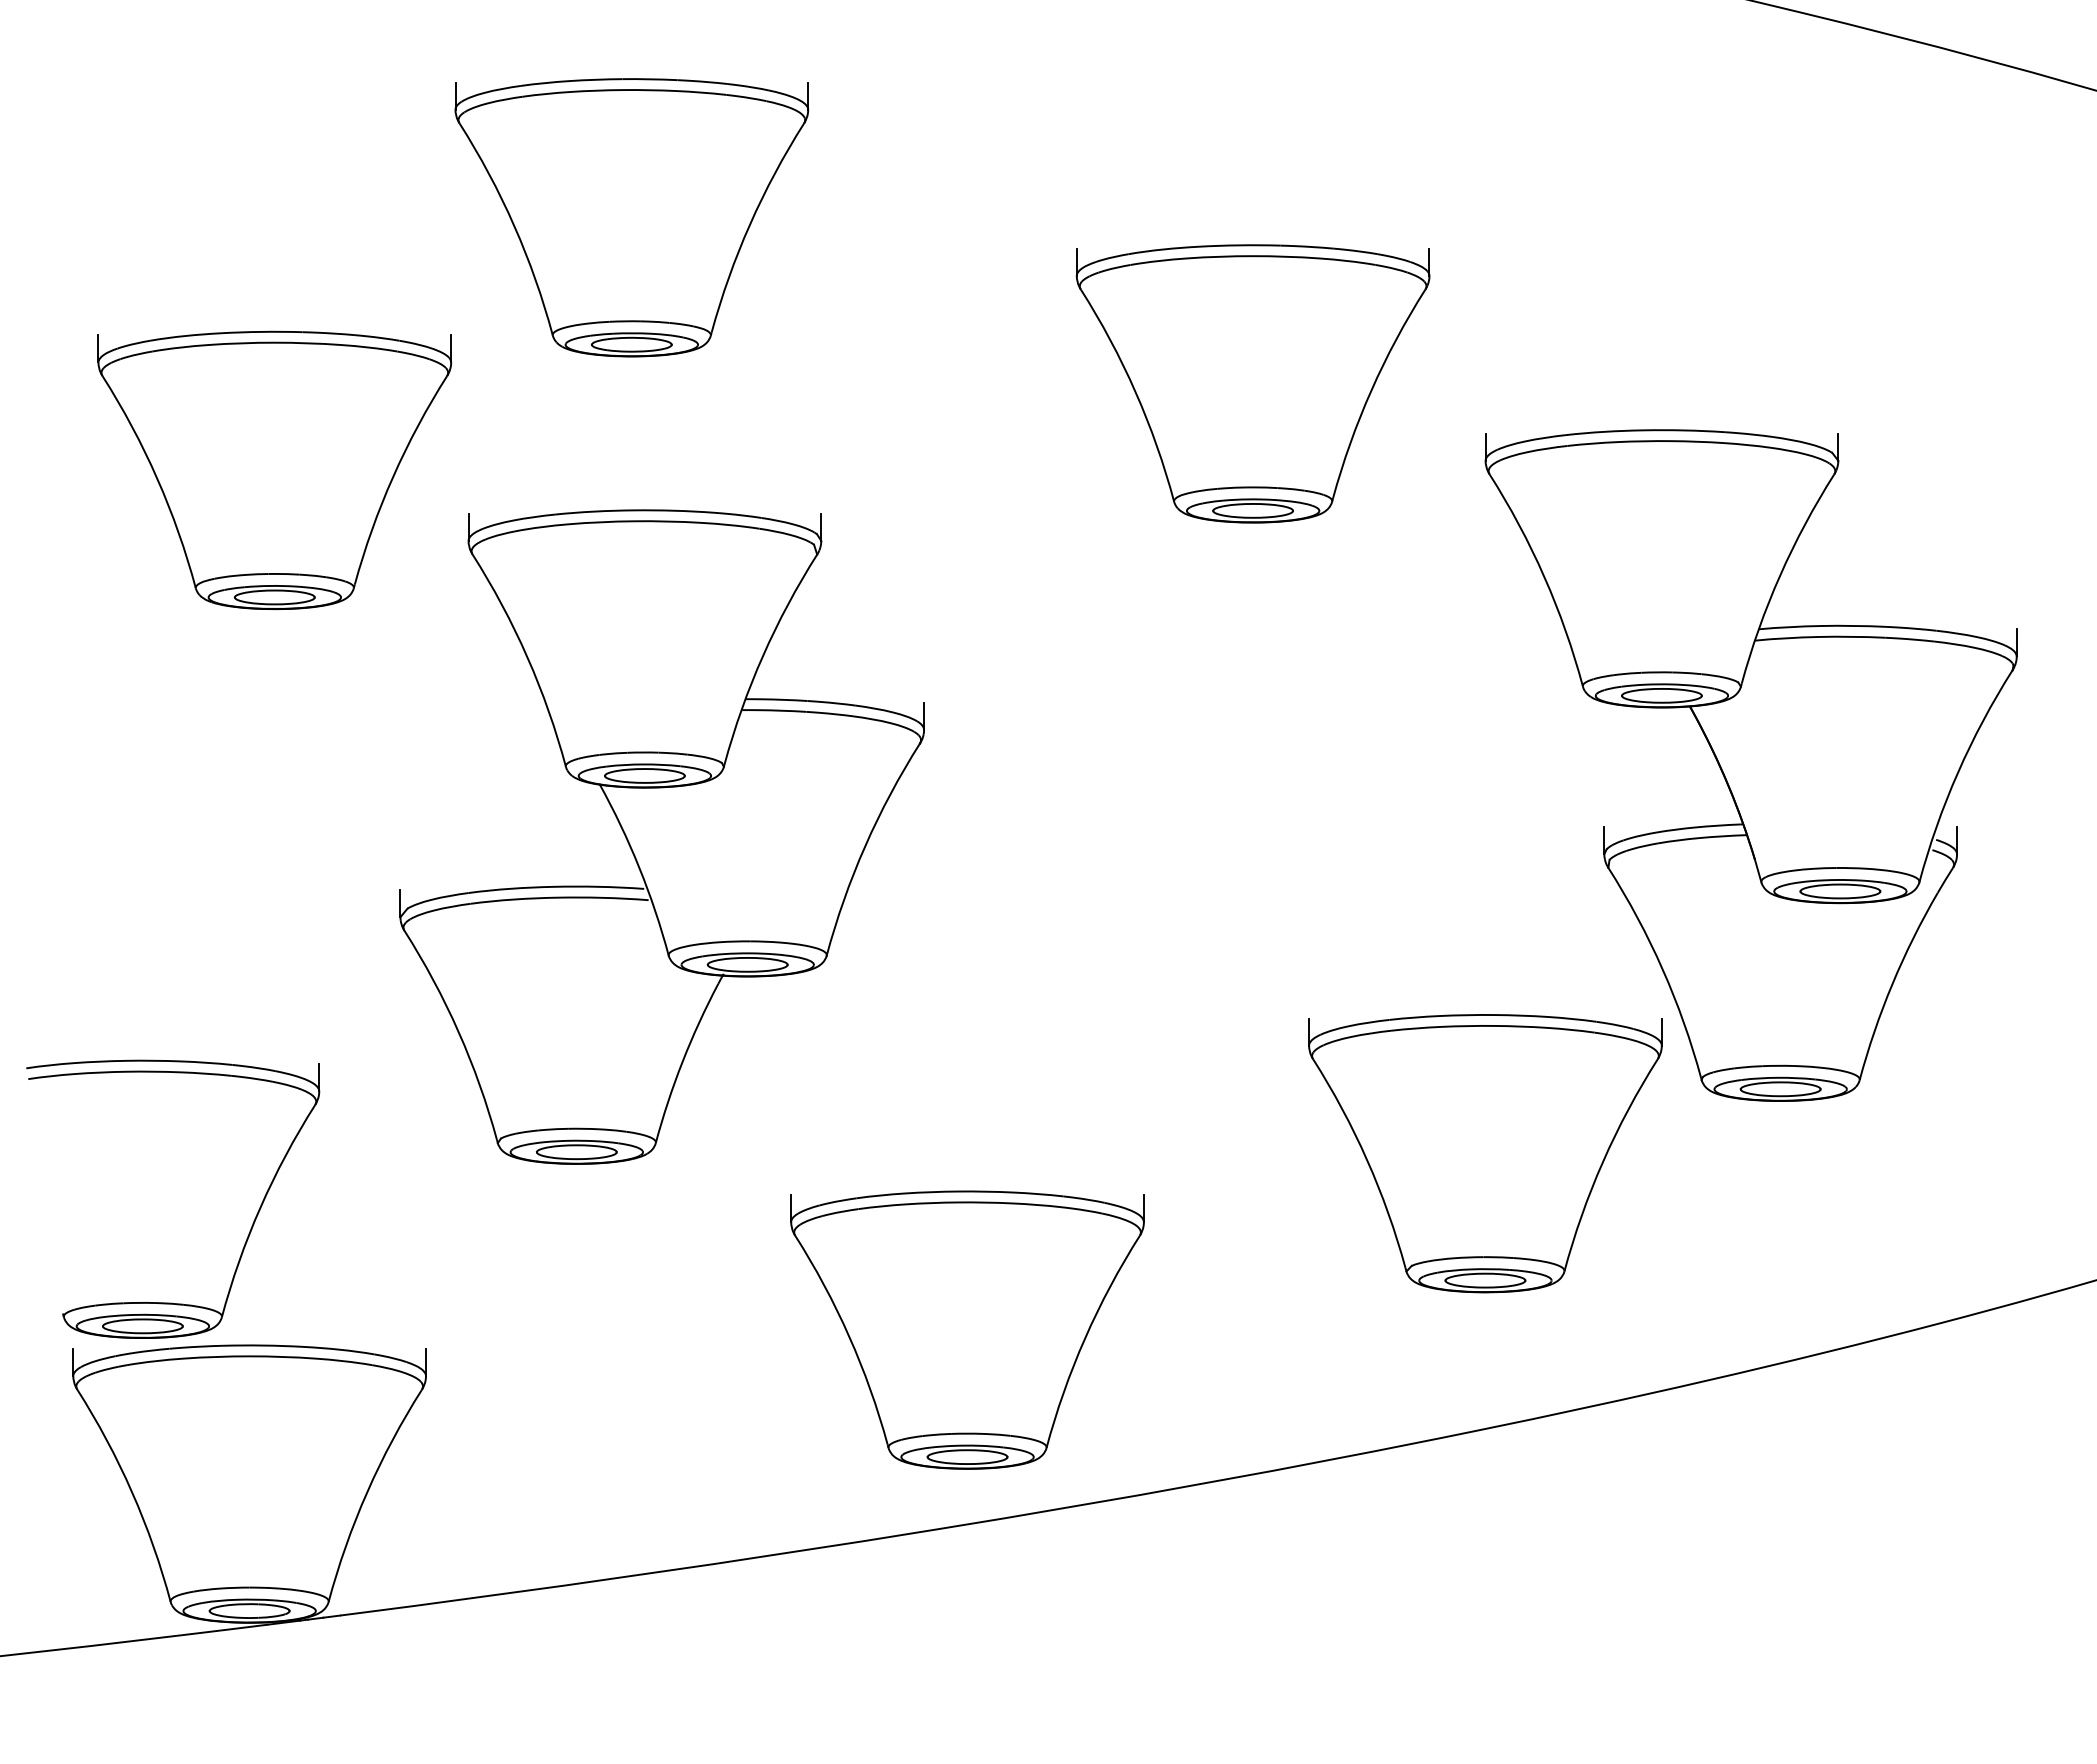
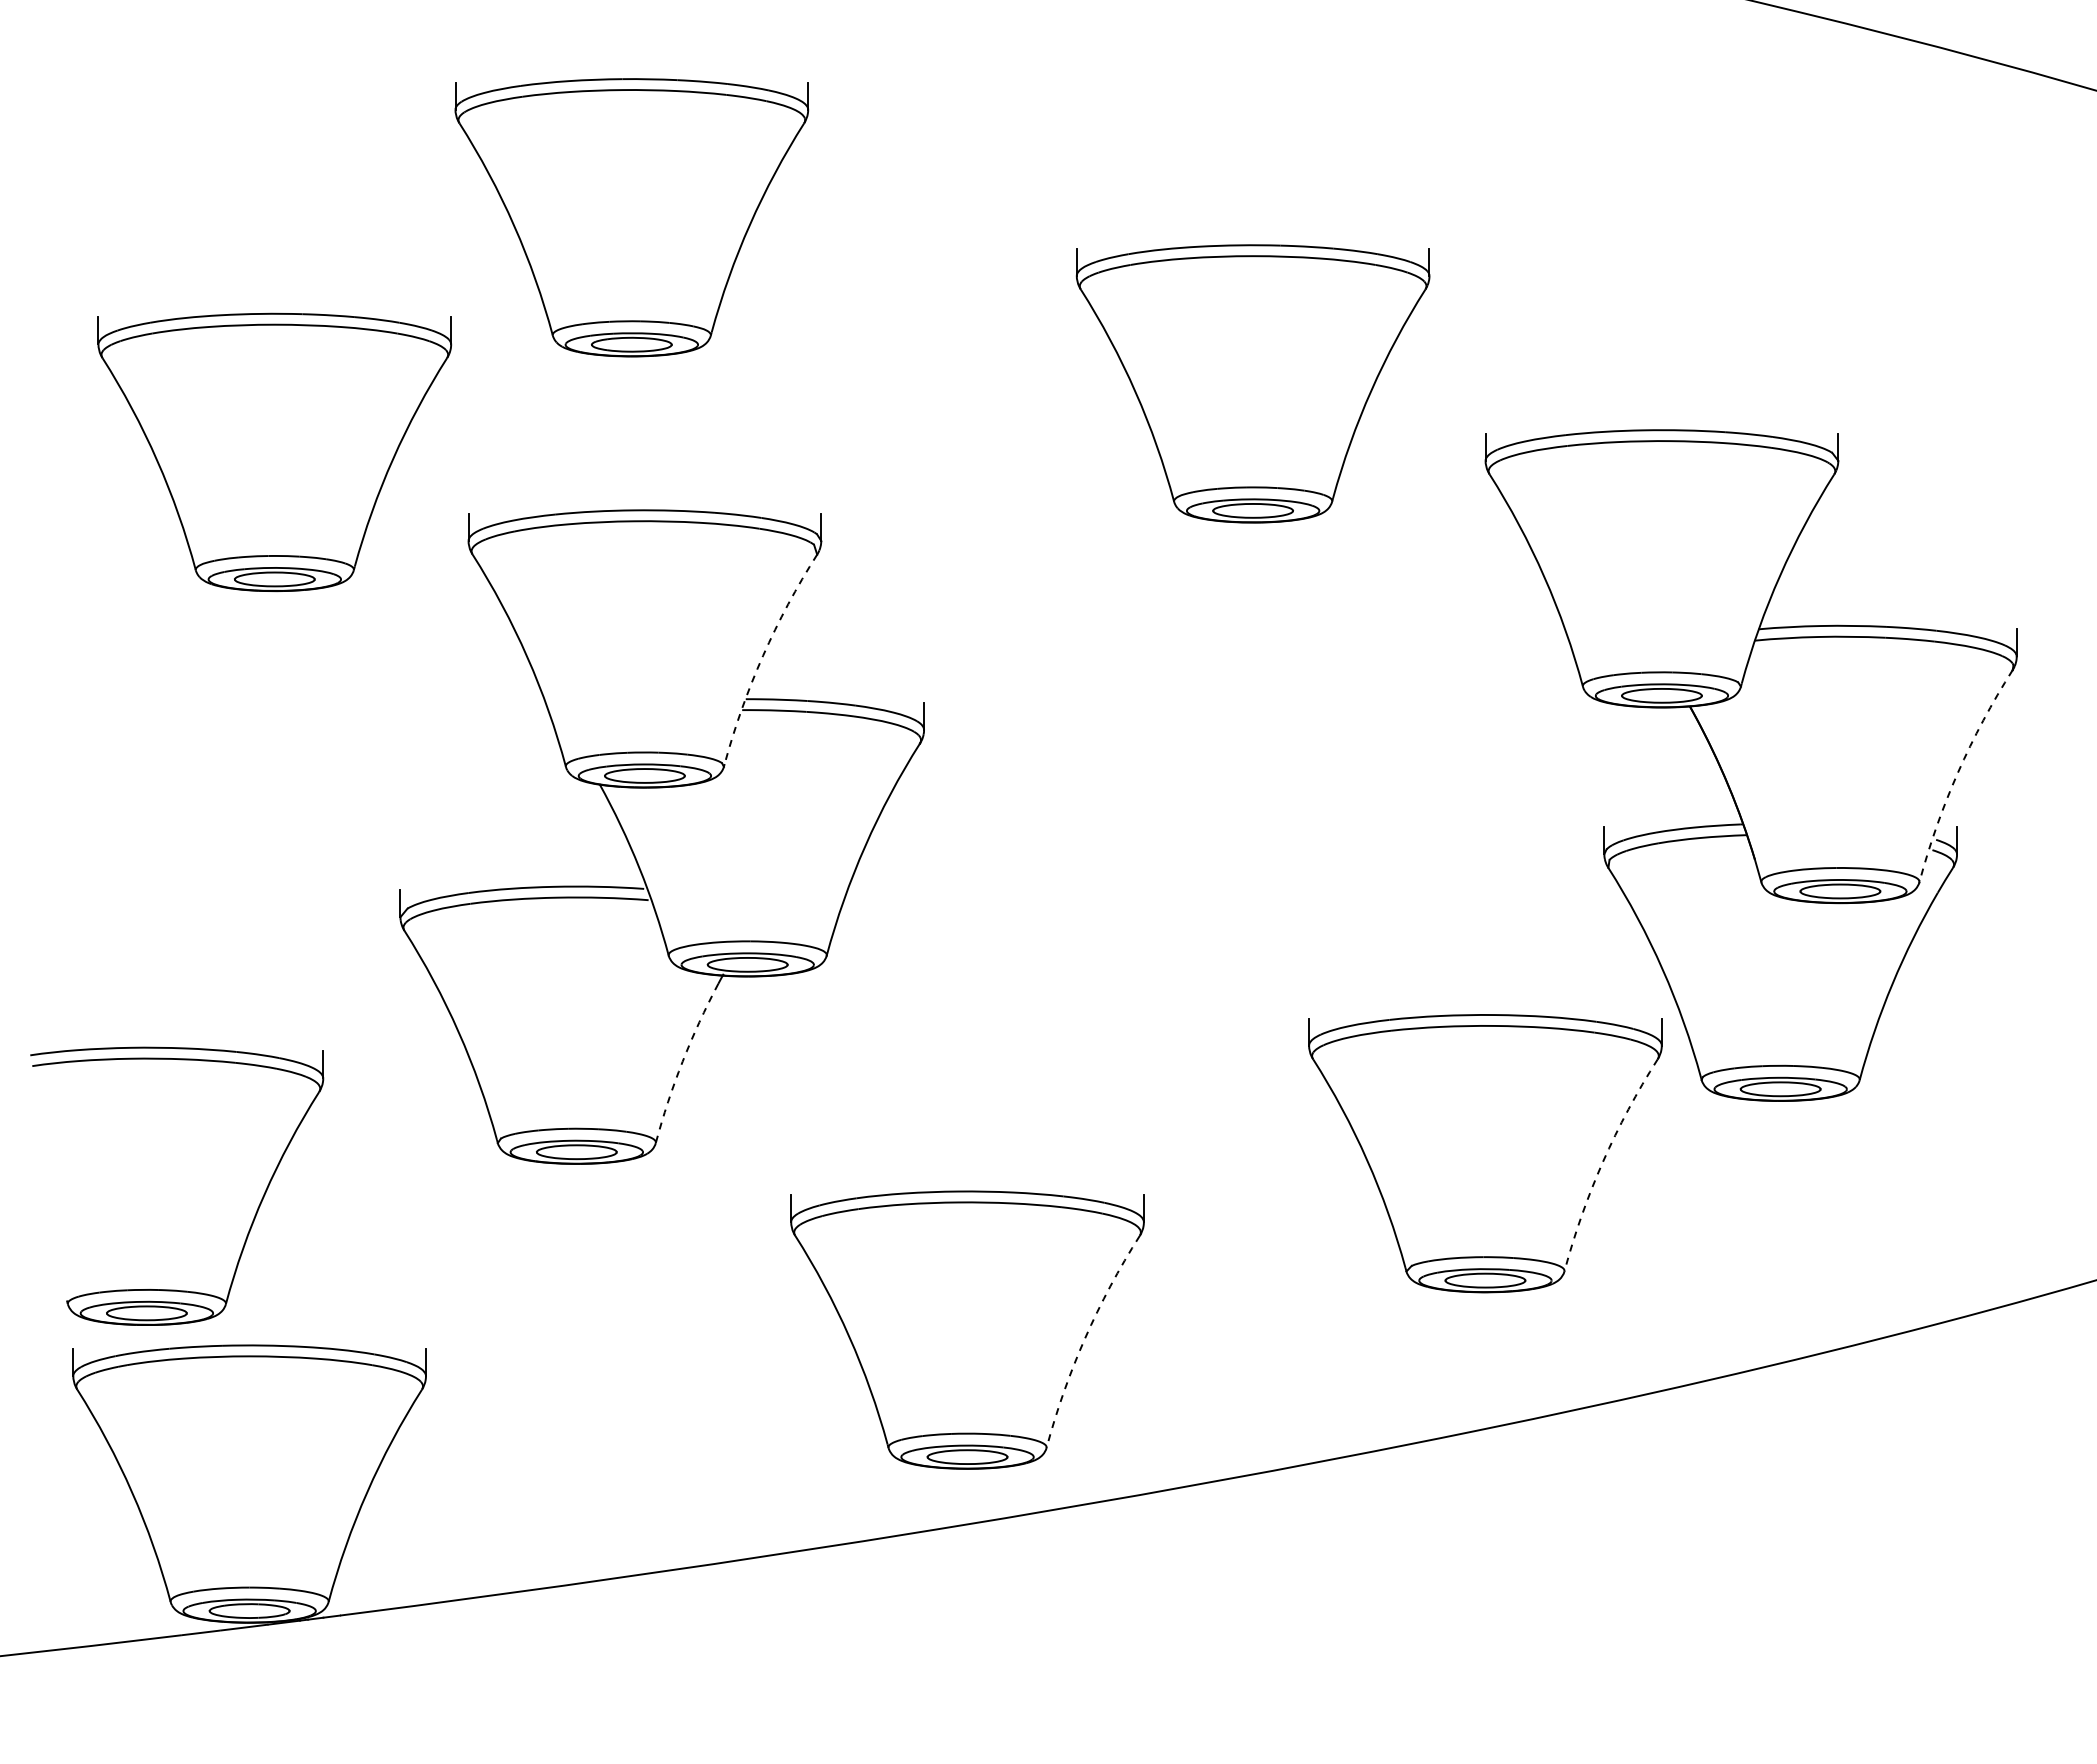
part position: (274, 470) -> (274, 452) (274, 452)
arc: solid -> dashed (763, 655)
arc: solid -> dashed (1957, 772)
arc: solid -> dashed (682, 1061)
arc: solid -> dashed (1603, 1161)
part position: (251, 1225) -> (255, 1212) (255, 1212)
arc: solid -> dashed (1085, 1338)
